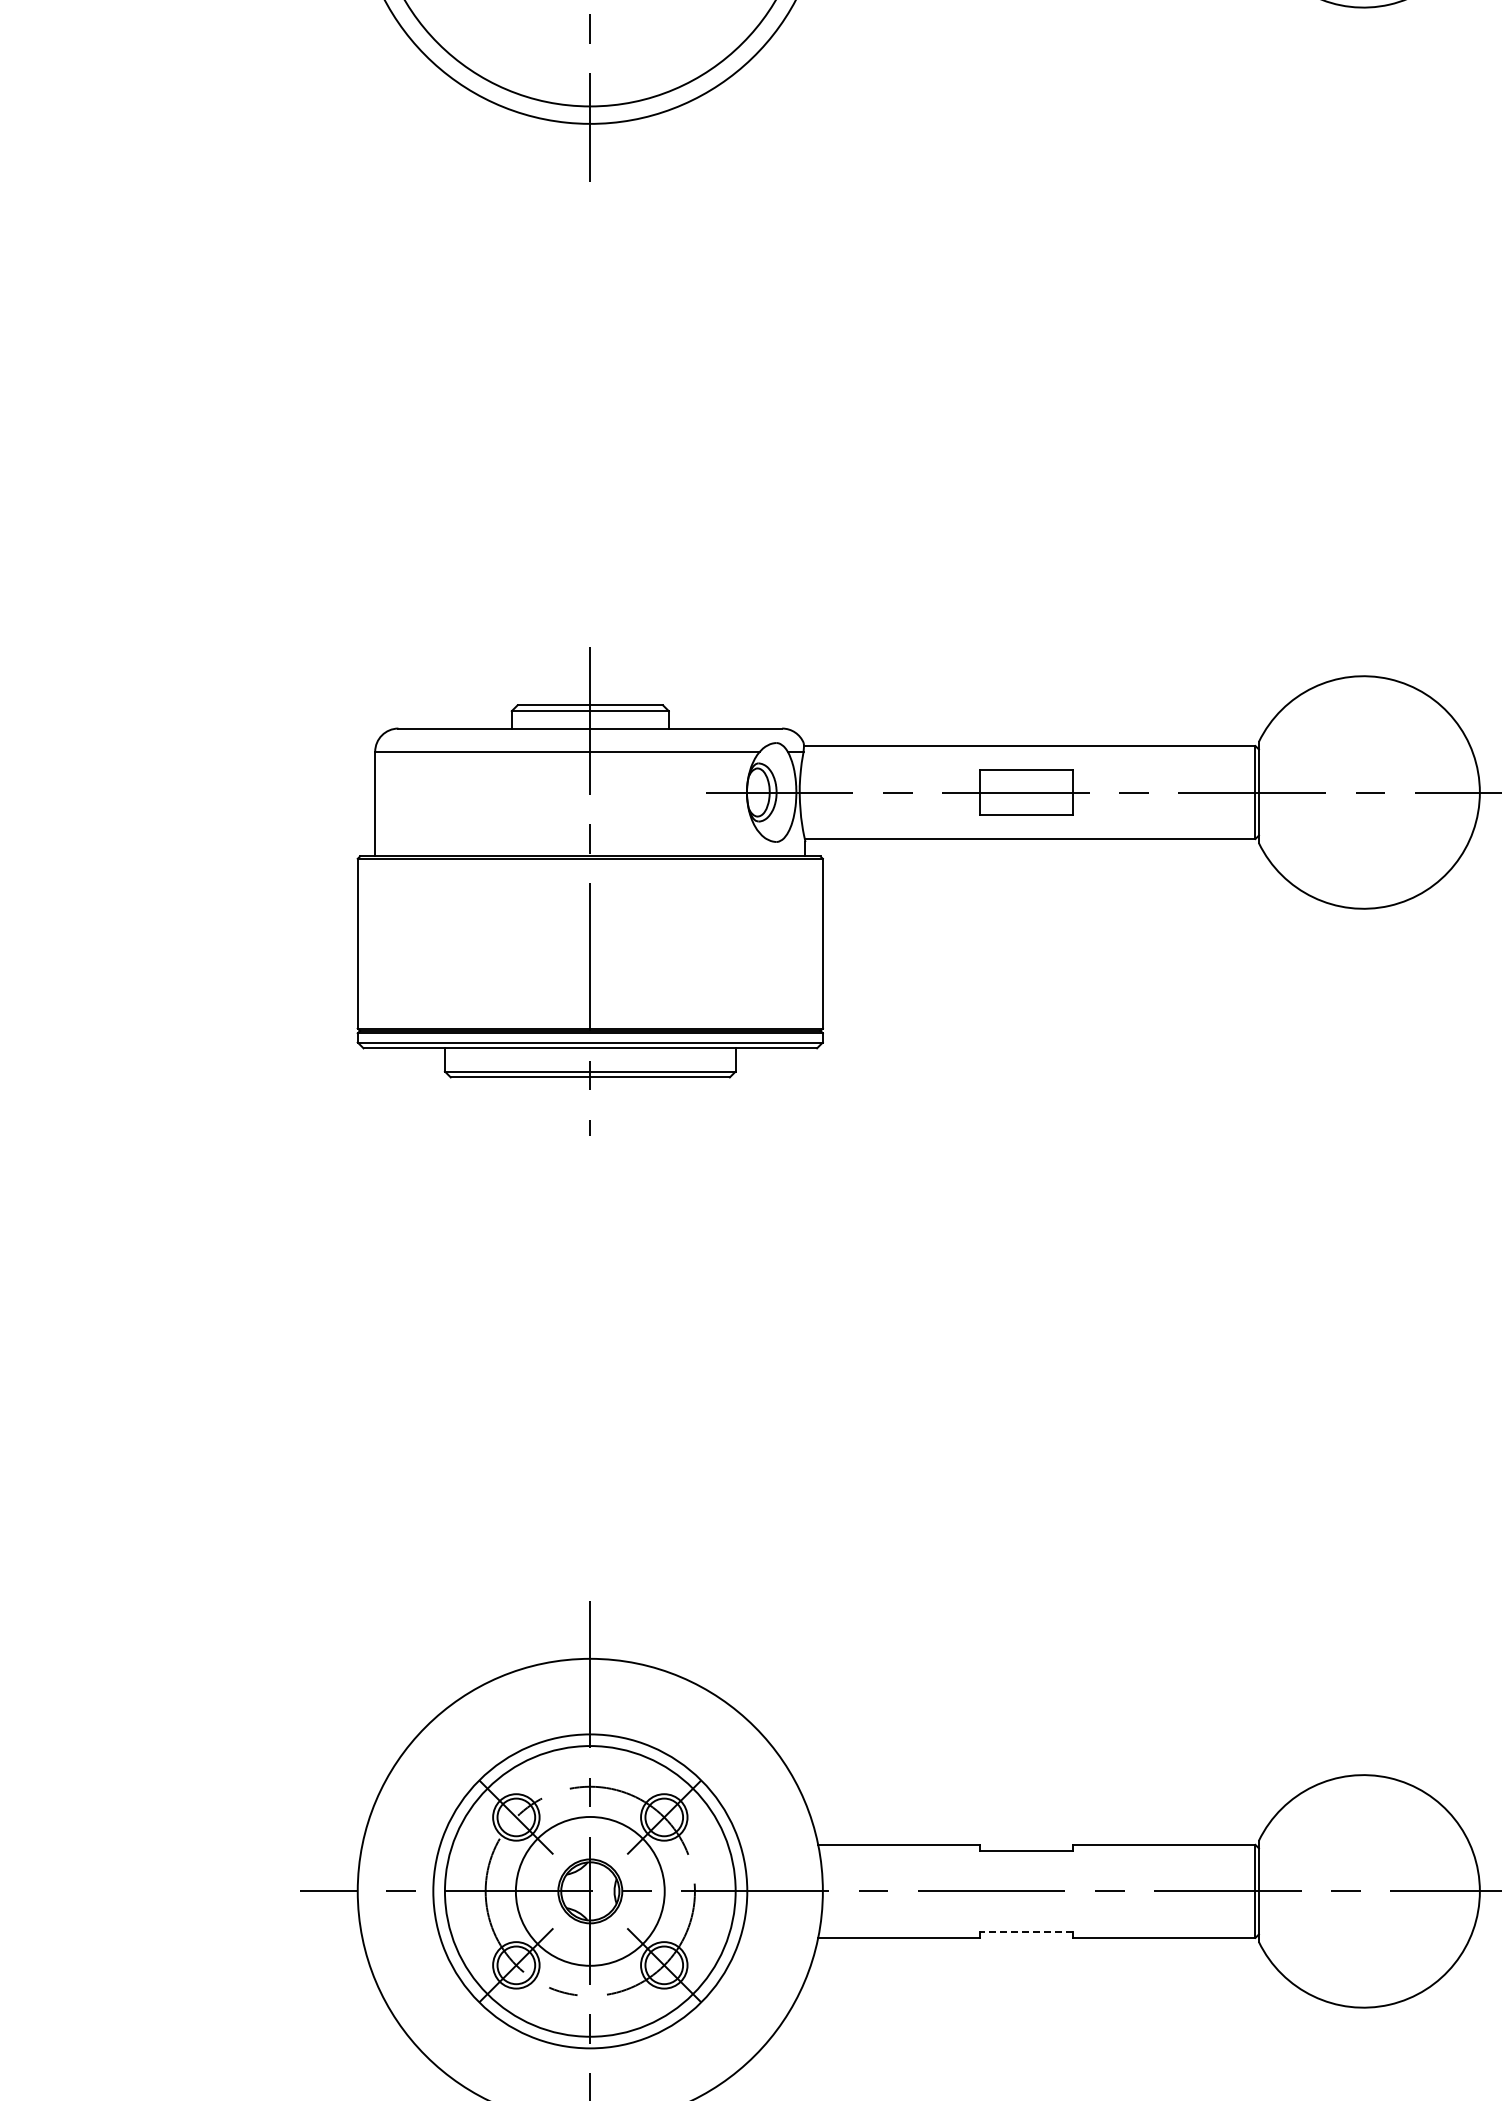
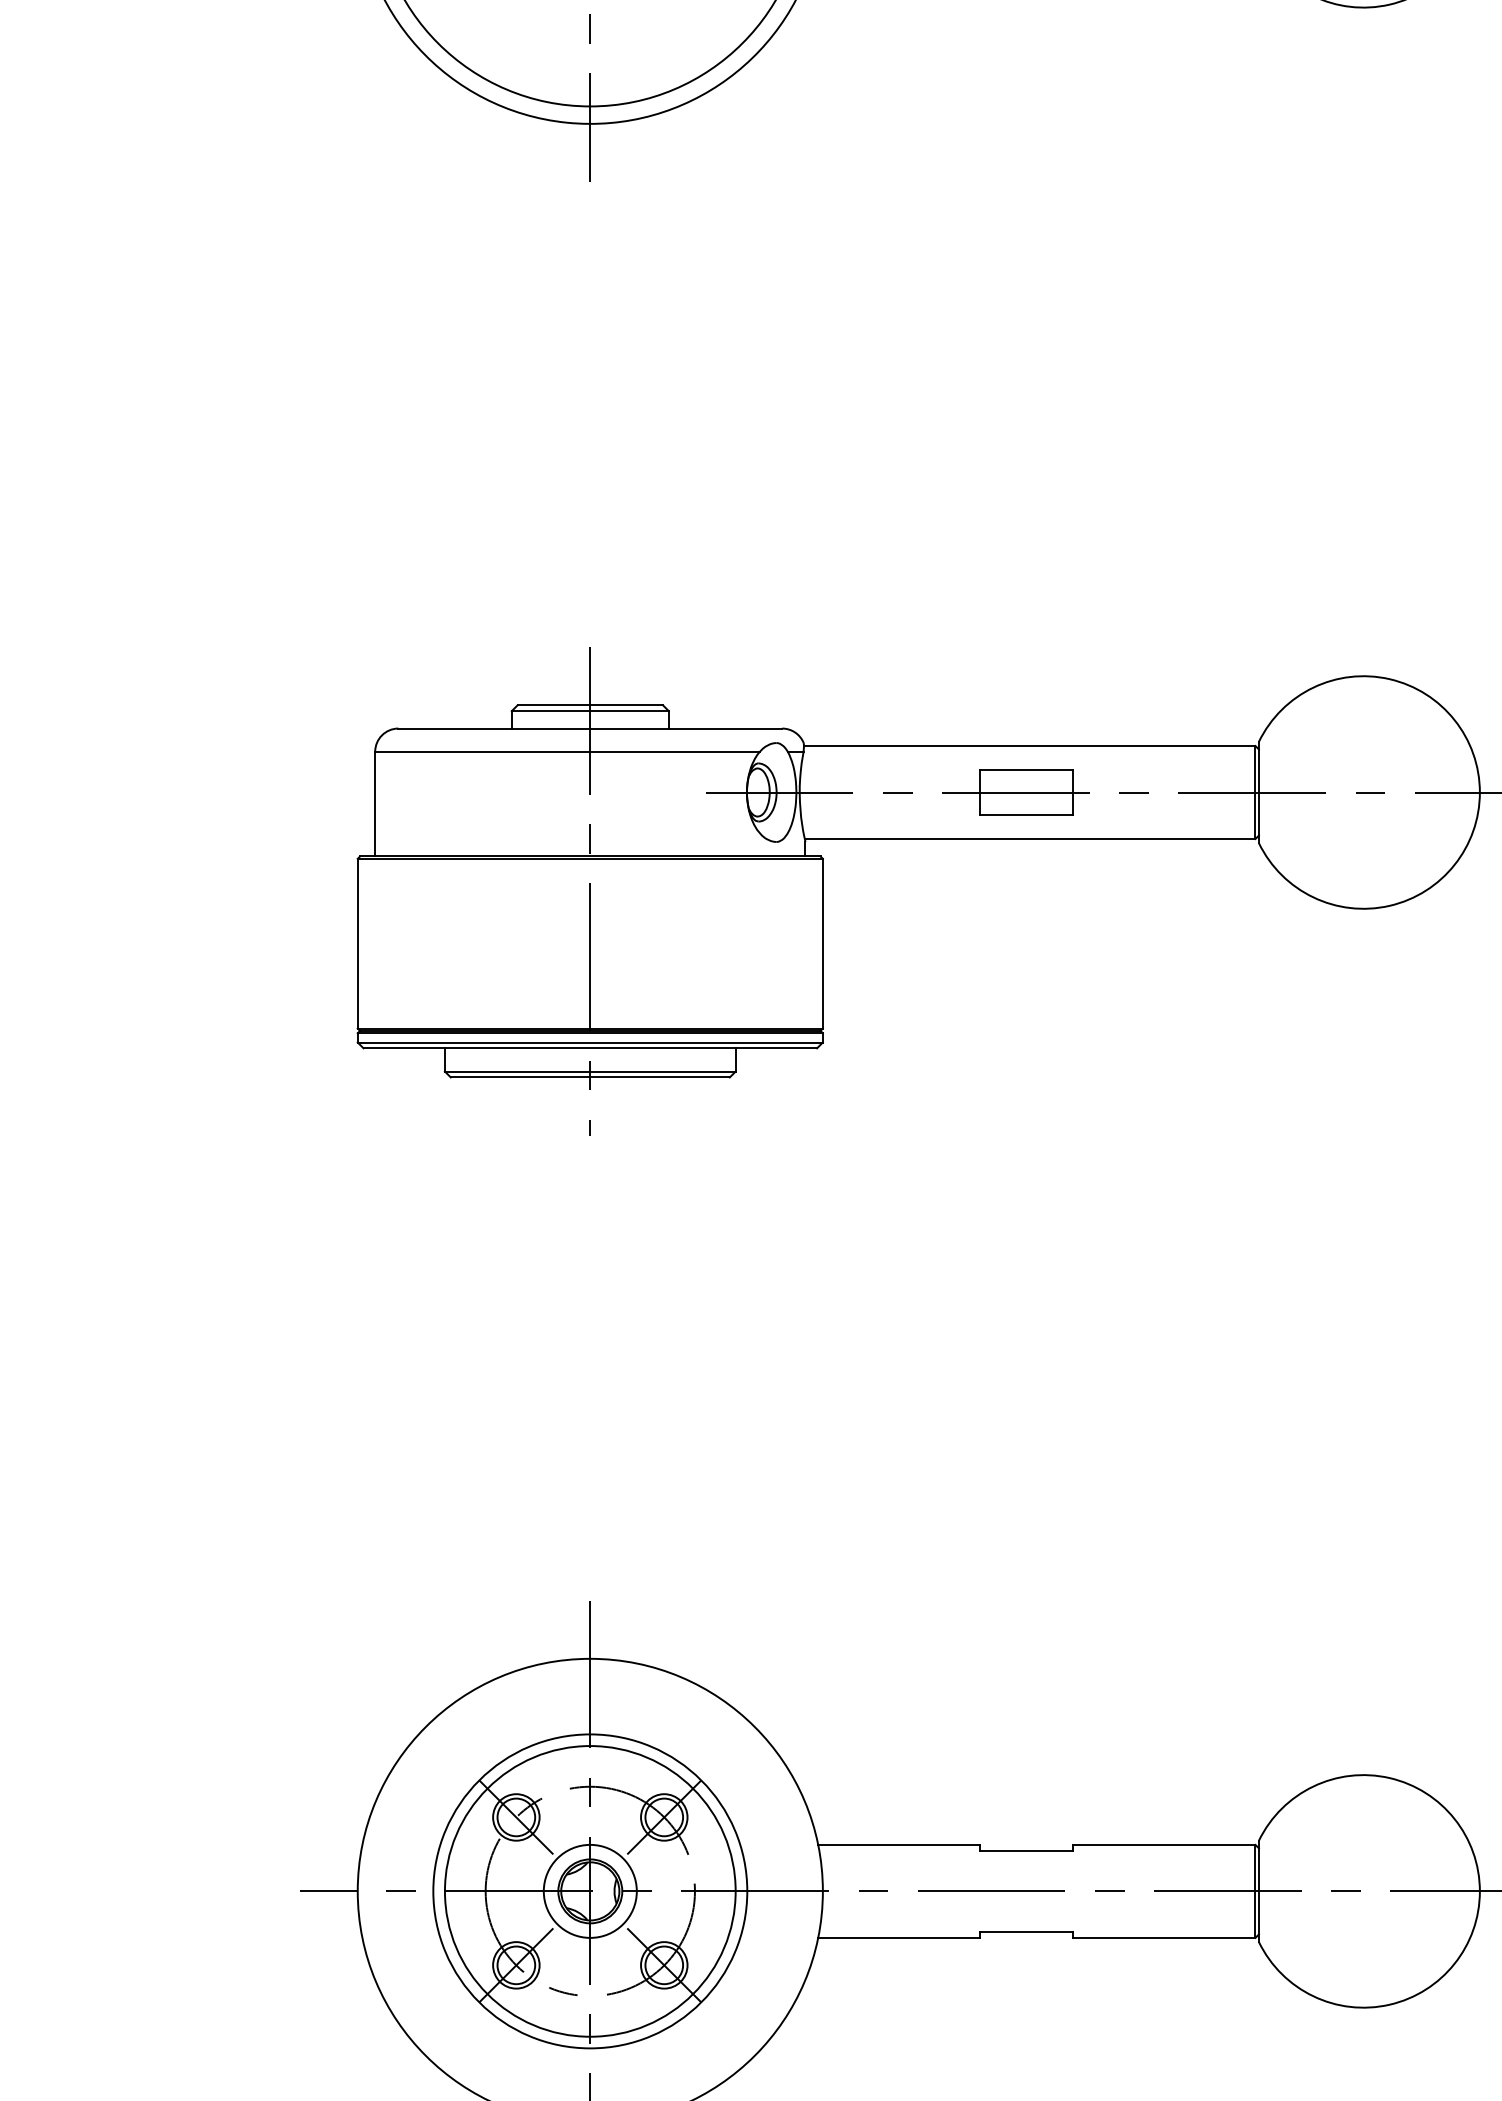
circle diameter: 149 px -> 93 px (589, 1890)
line: dashed -> solid (1026, 1932)
